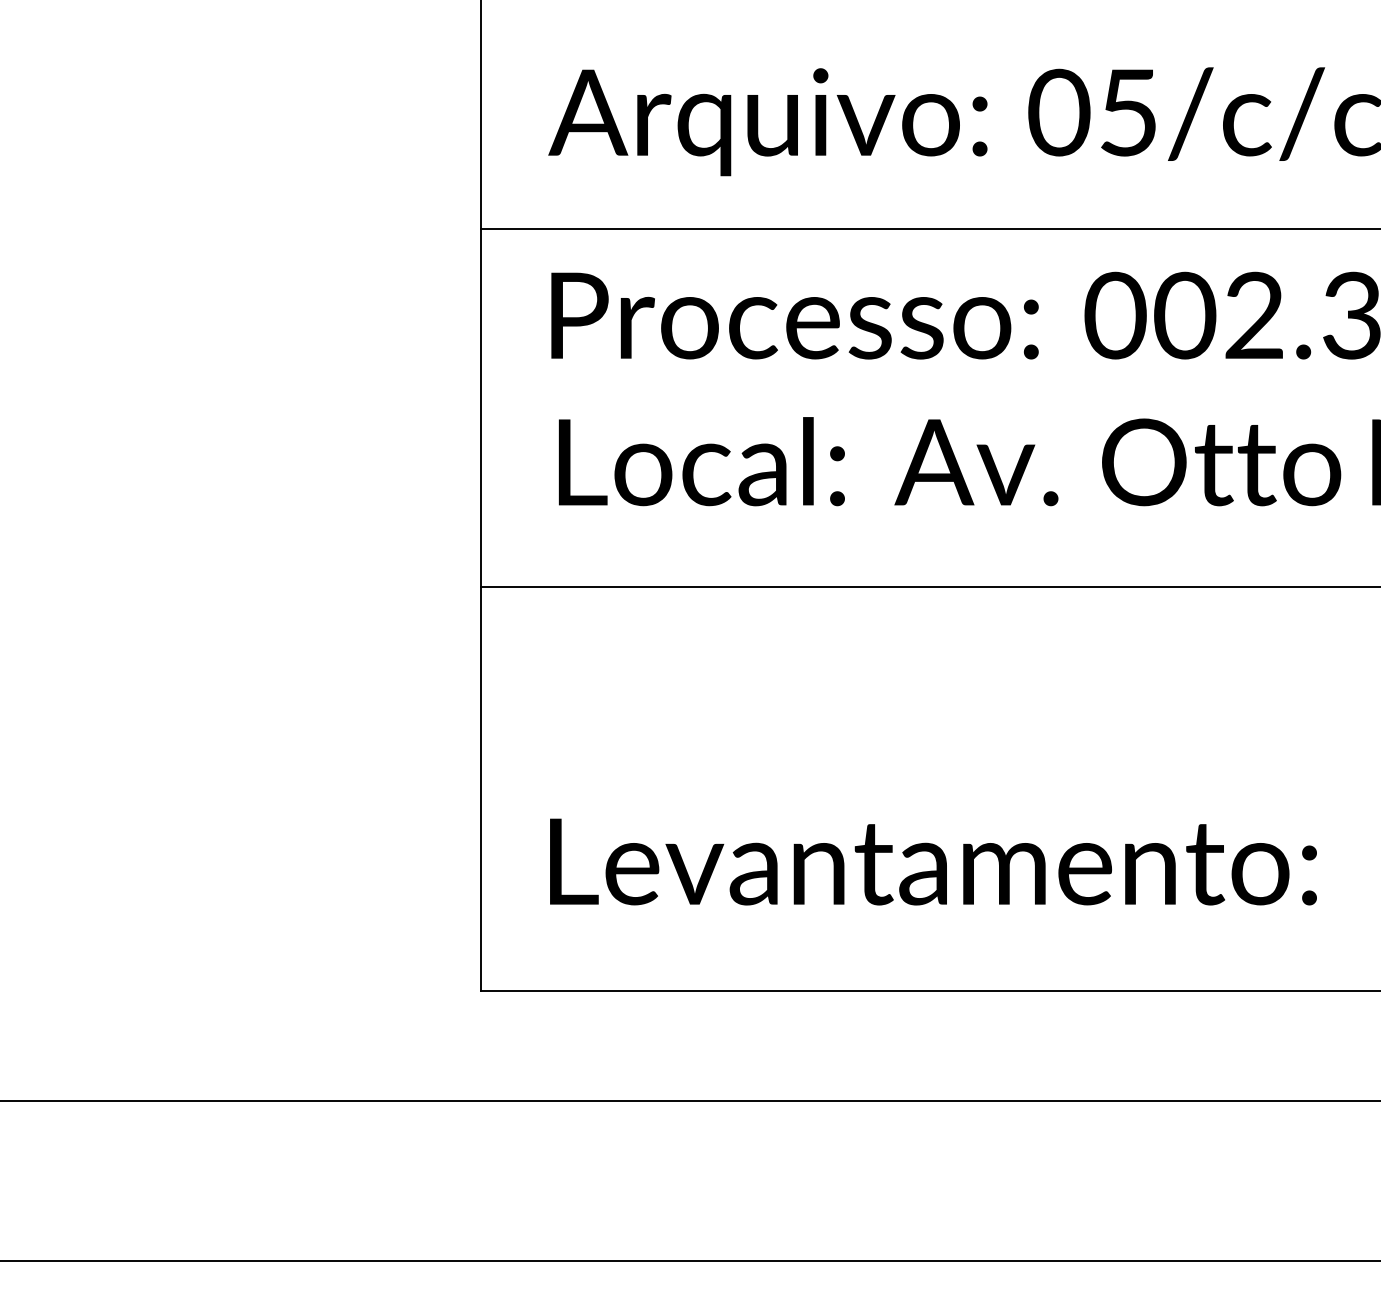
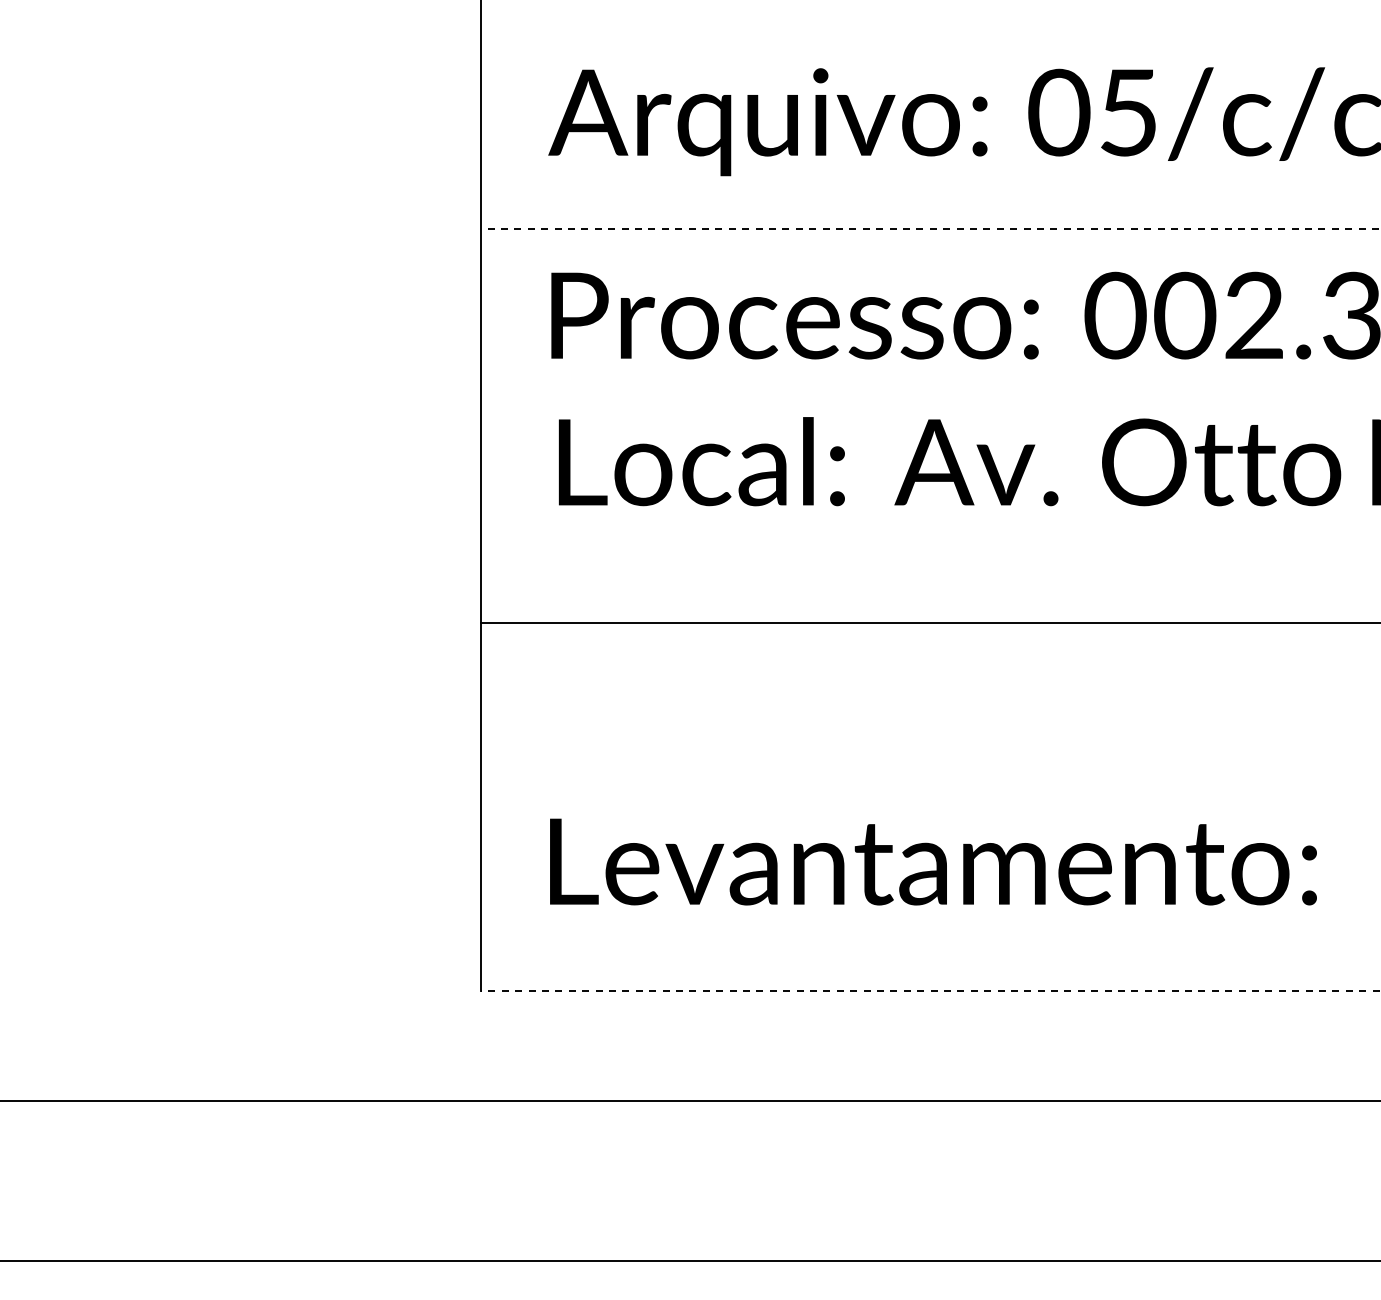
line: solid -> dashed (930, 229)
line position: (928, 587) -> (928, 623) (928, 623)
line: solid -> dashed (930, 991)
